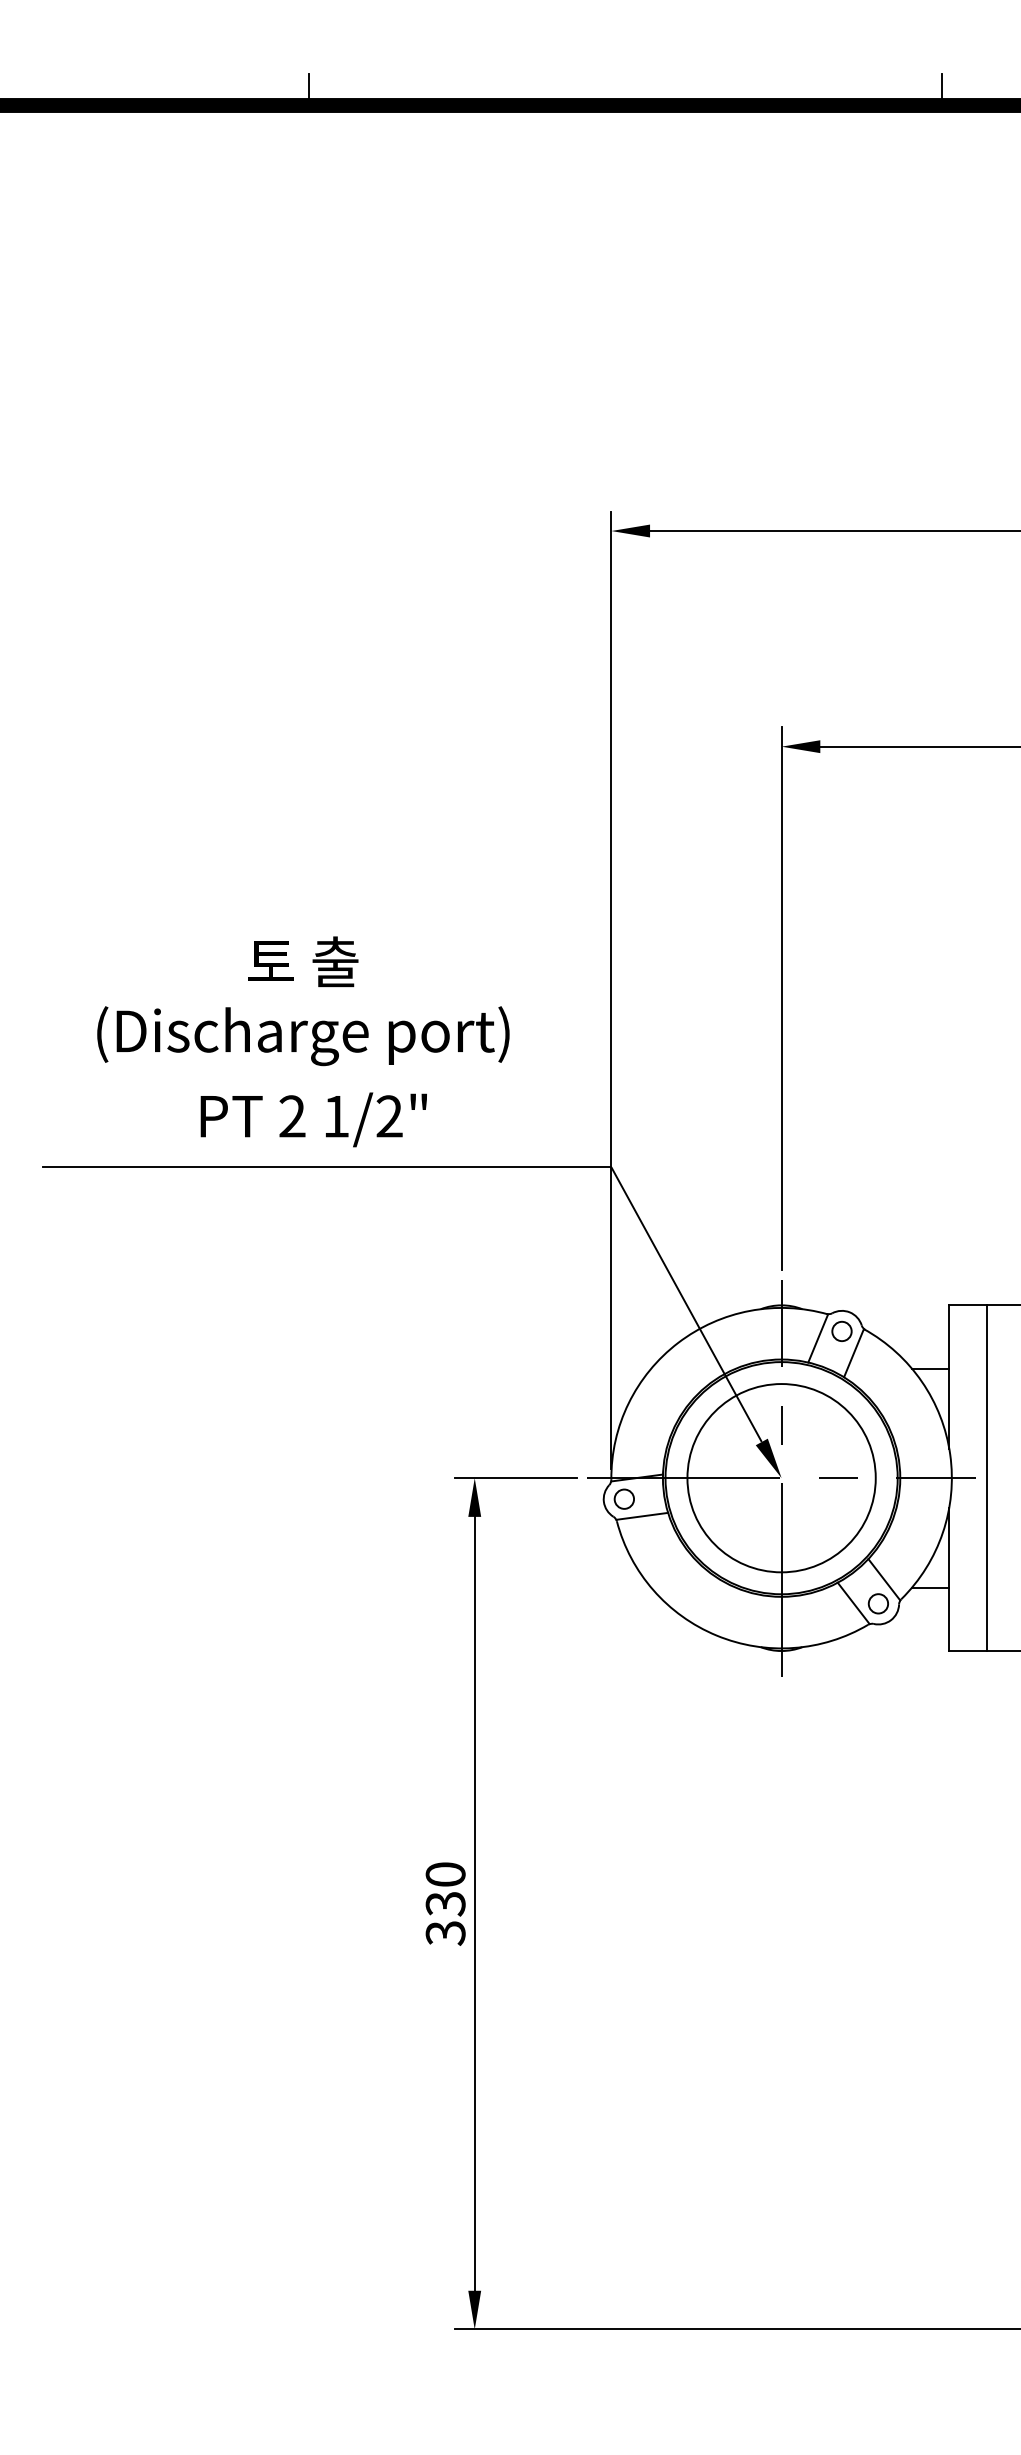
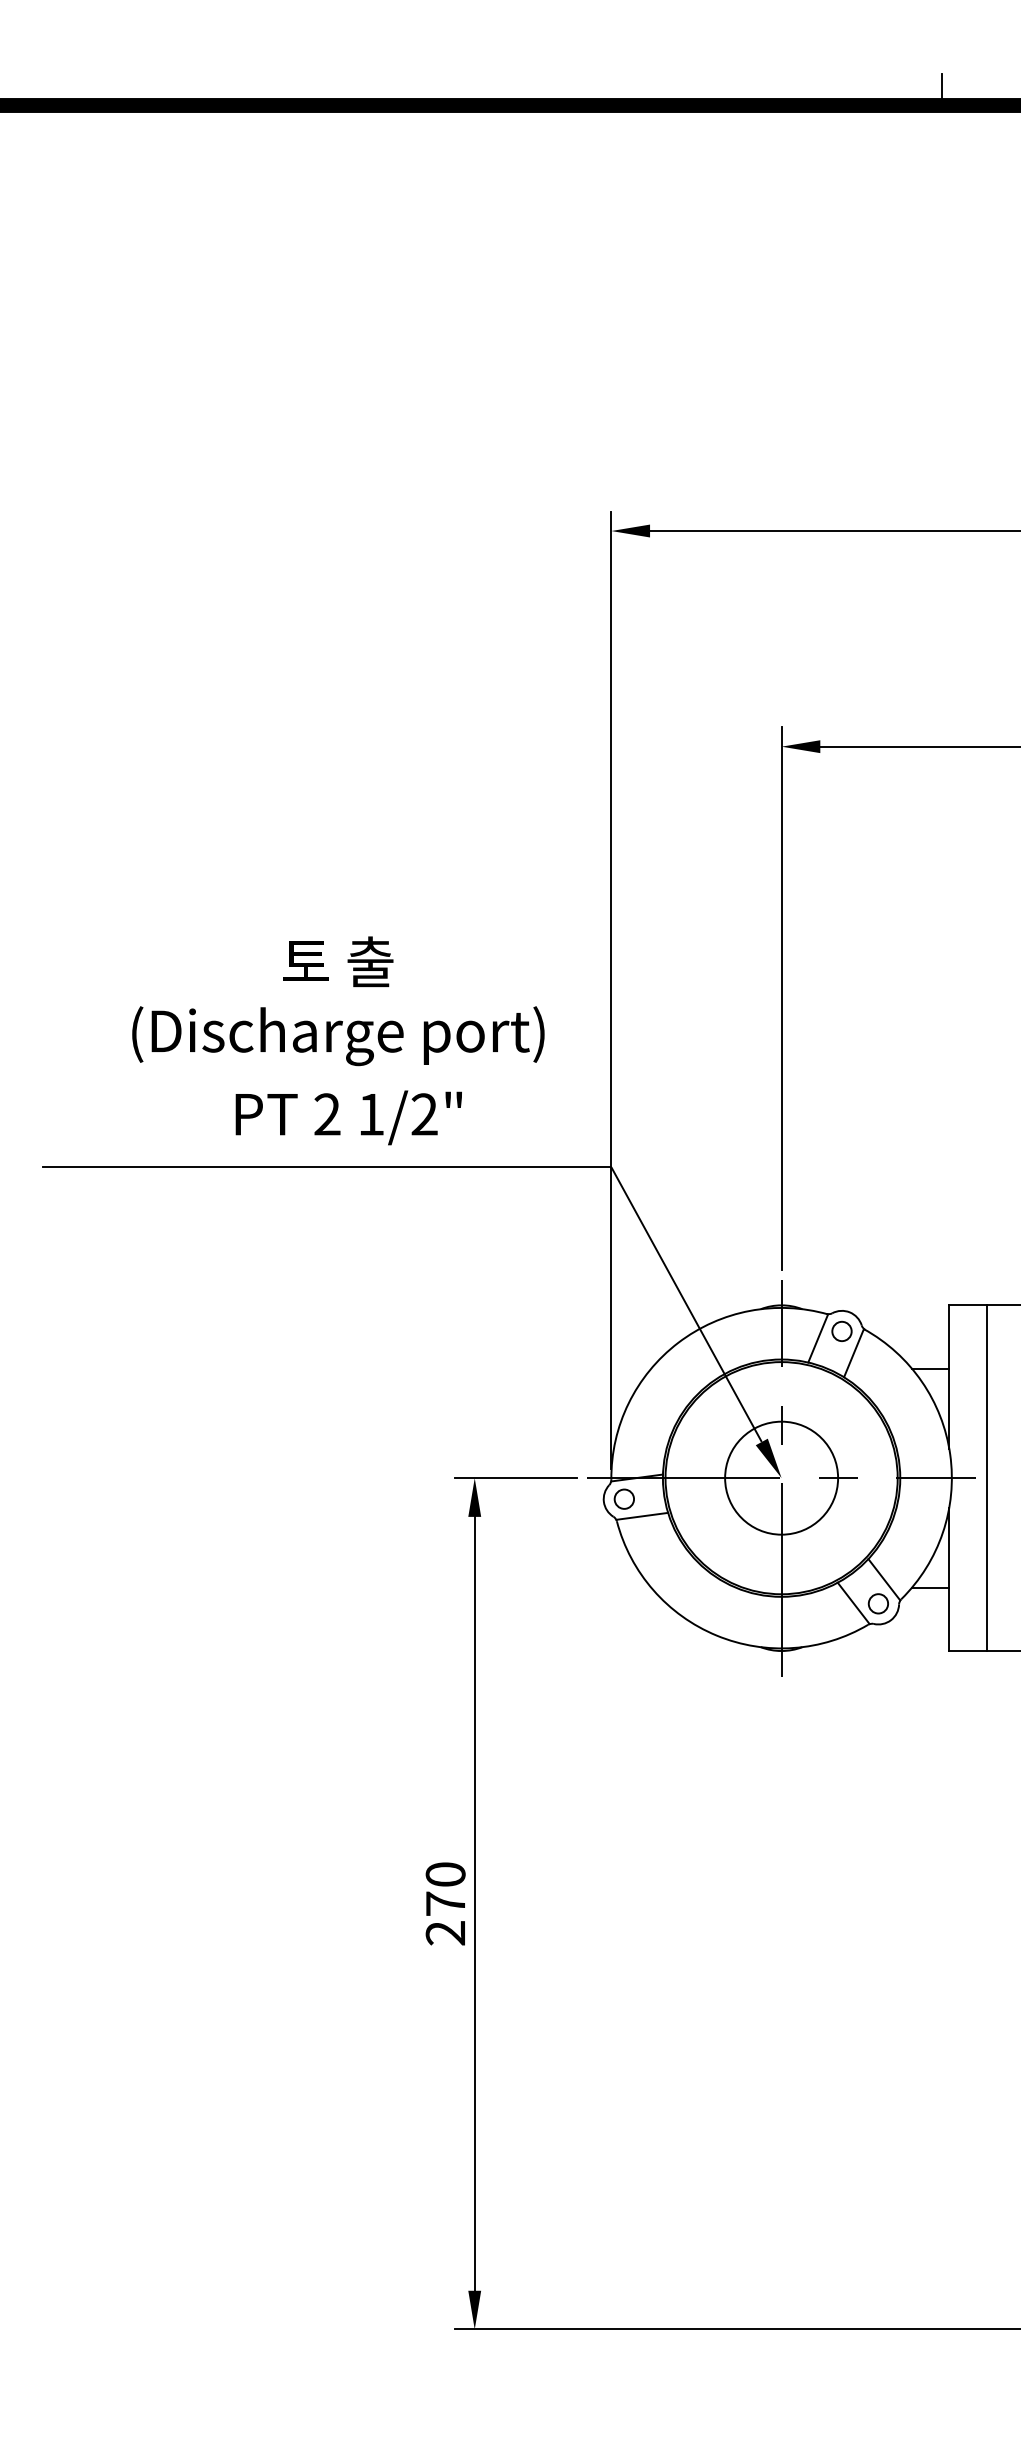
line: present -> none (309, 86)
text position: (303, 1001) -> (338, 1001) (338, 1001)
text position: (313, 1119) -> (348, 1117) (348, 1117)
circle diameter: 188 px -> 113 px (781, 1477)
text: 330 -> 270 (445, 1918)
